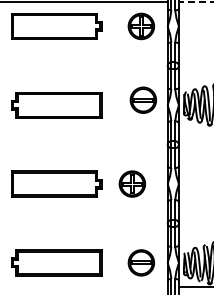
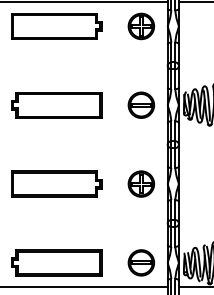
line: dashed -> solid (195, 2)
part position: (142, 99) -> (140, 104) (140, 104)
part position: (131, 183) -> (140, 183) (140, 183)
line: none -> present (84, 287)
